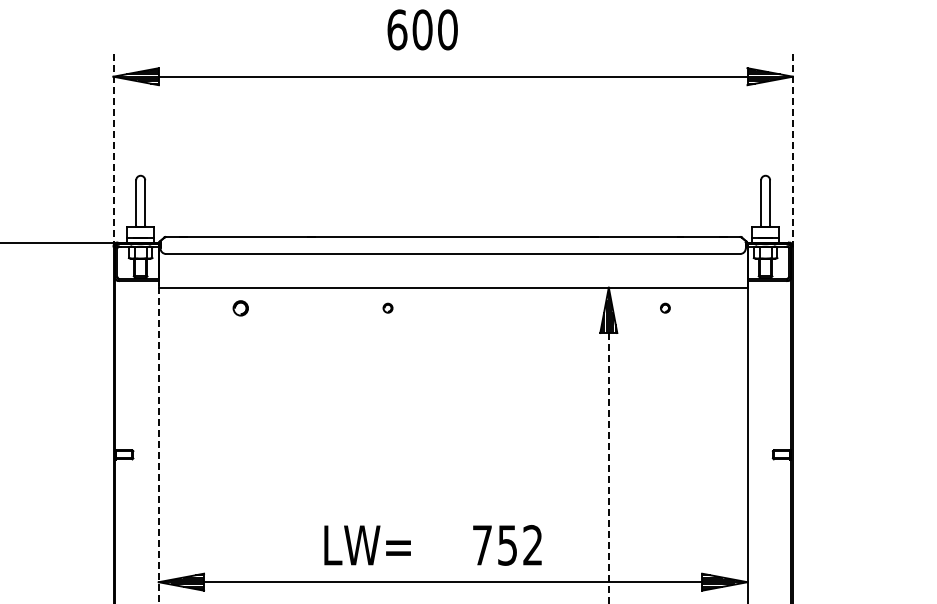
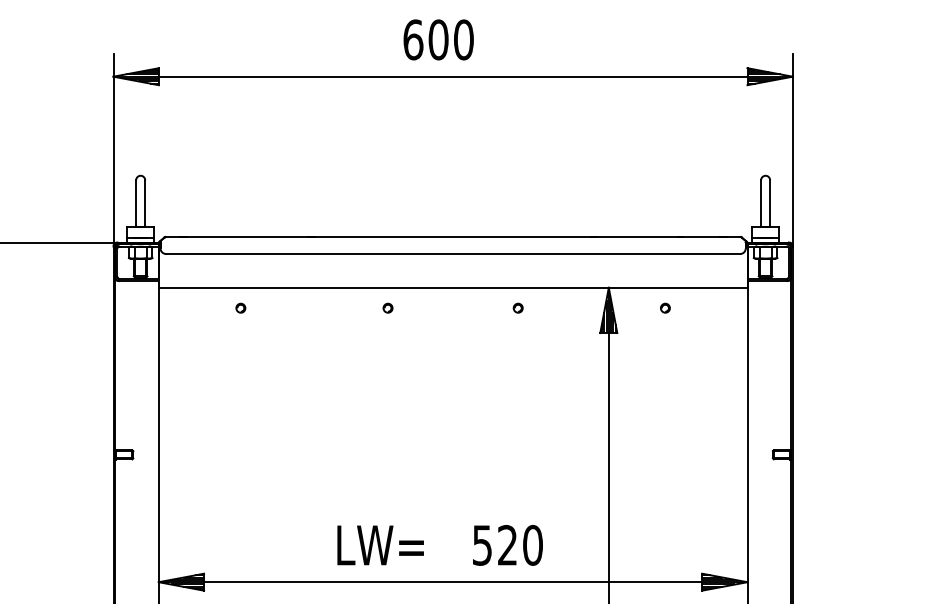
text position: (422, 29) -> (438, 39) (438, 39)
line: dashed -> solid (113, 150)
line: dashed -> solid (792, 150)
part: none -> present (517, 307)
part size: 17x17 px -> 12x12 px (240, 307)
line: dashed -> solid (158, 442)
line: dashed -> solid (608, 468)
text: 752 -> 520 (507, 544)
text position: (367, 545) -> (380, 545) (380, 545)
